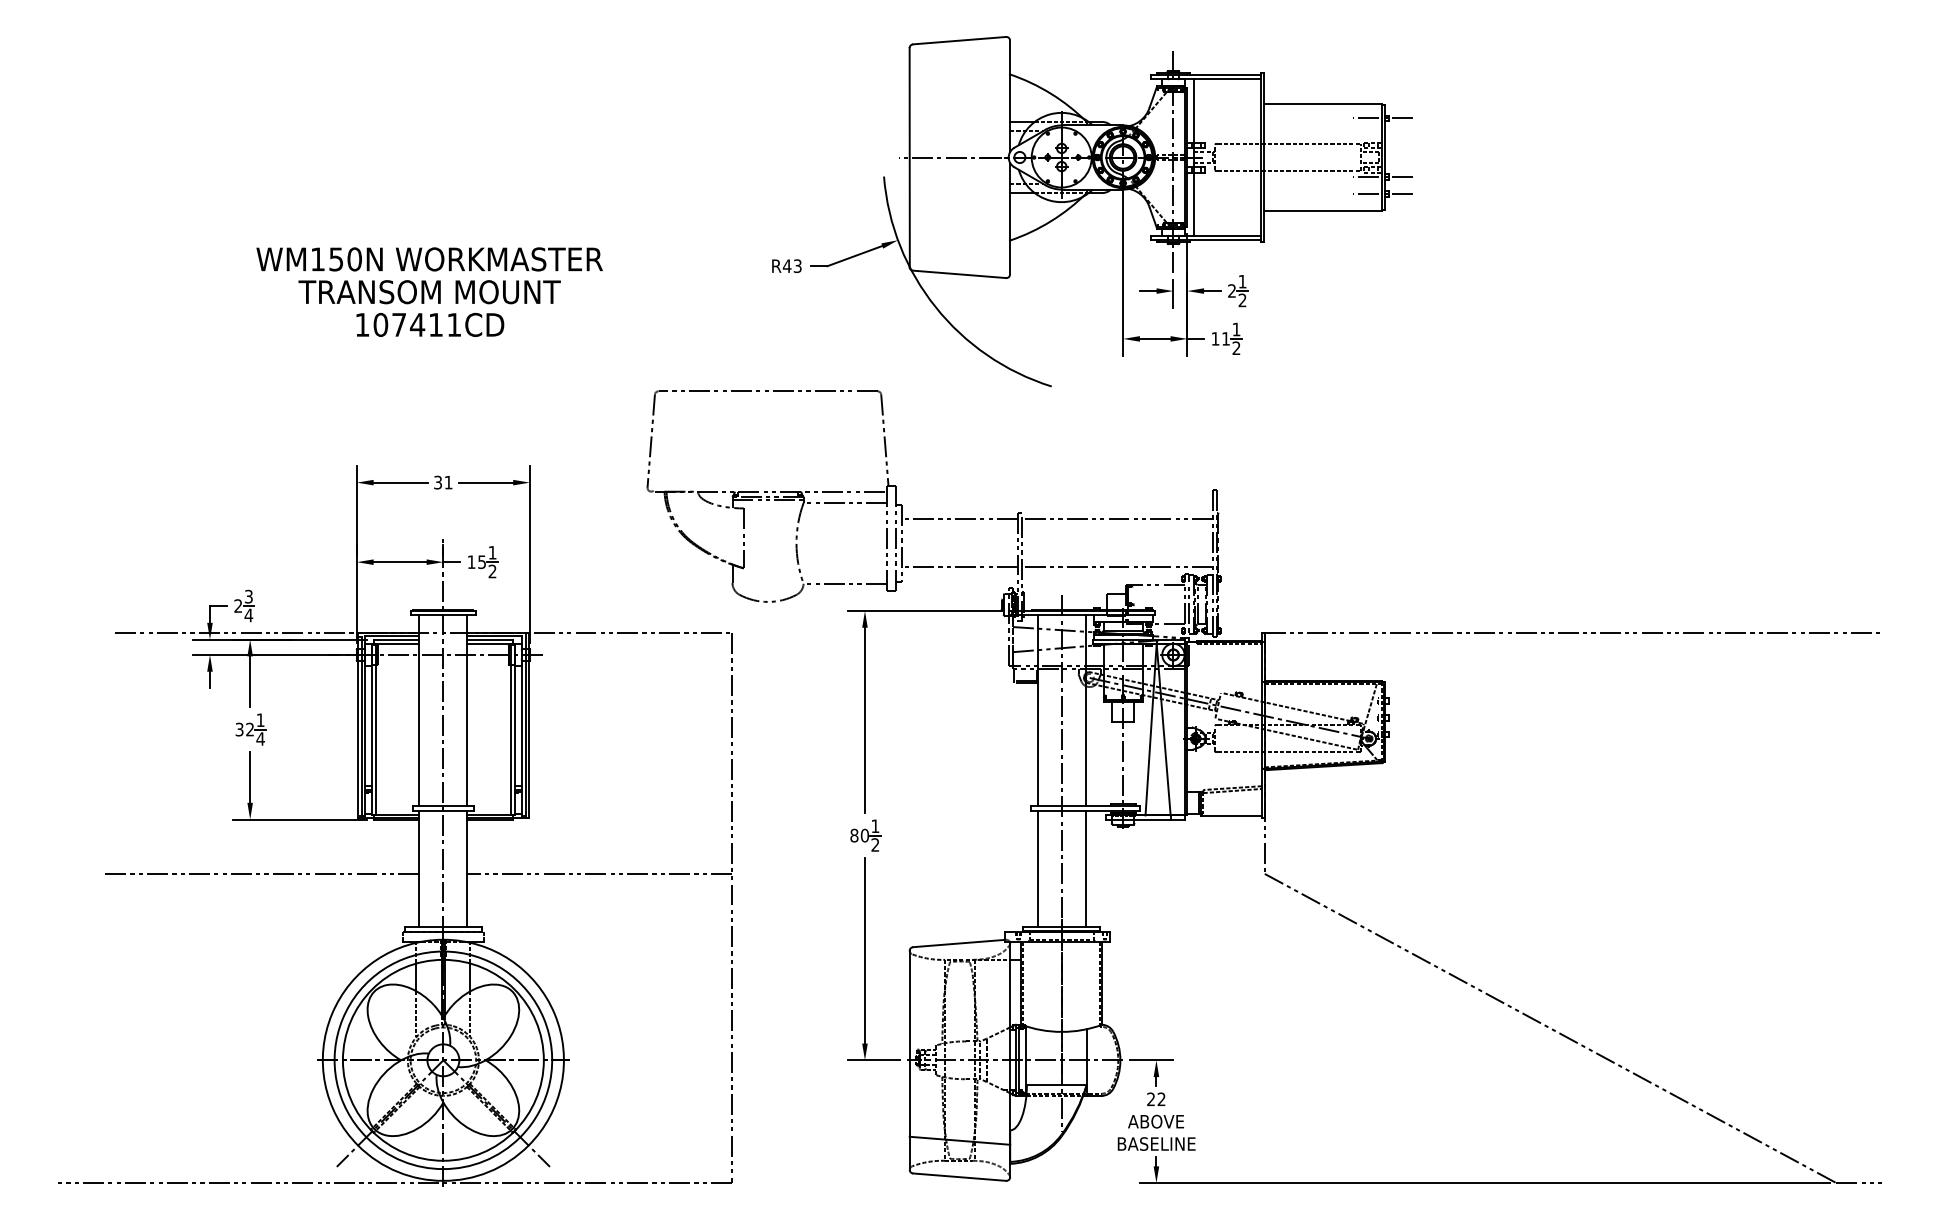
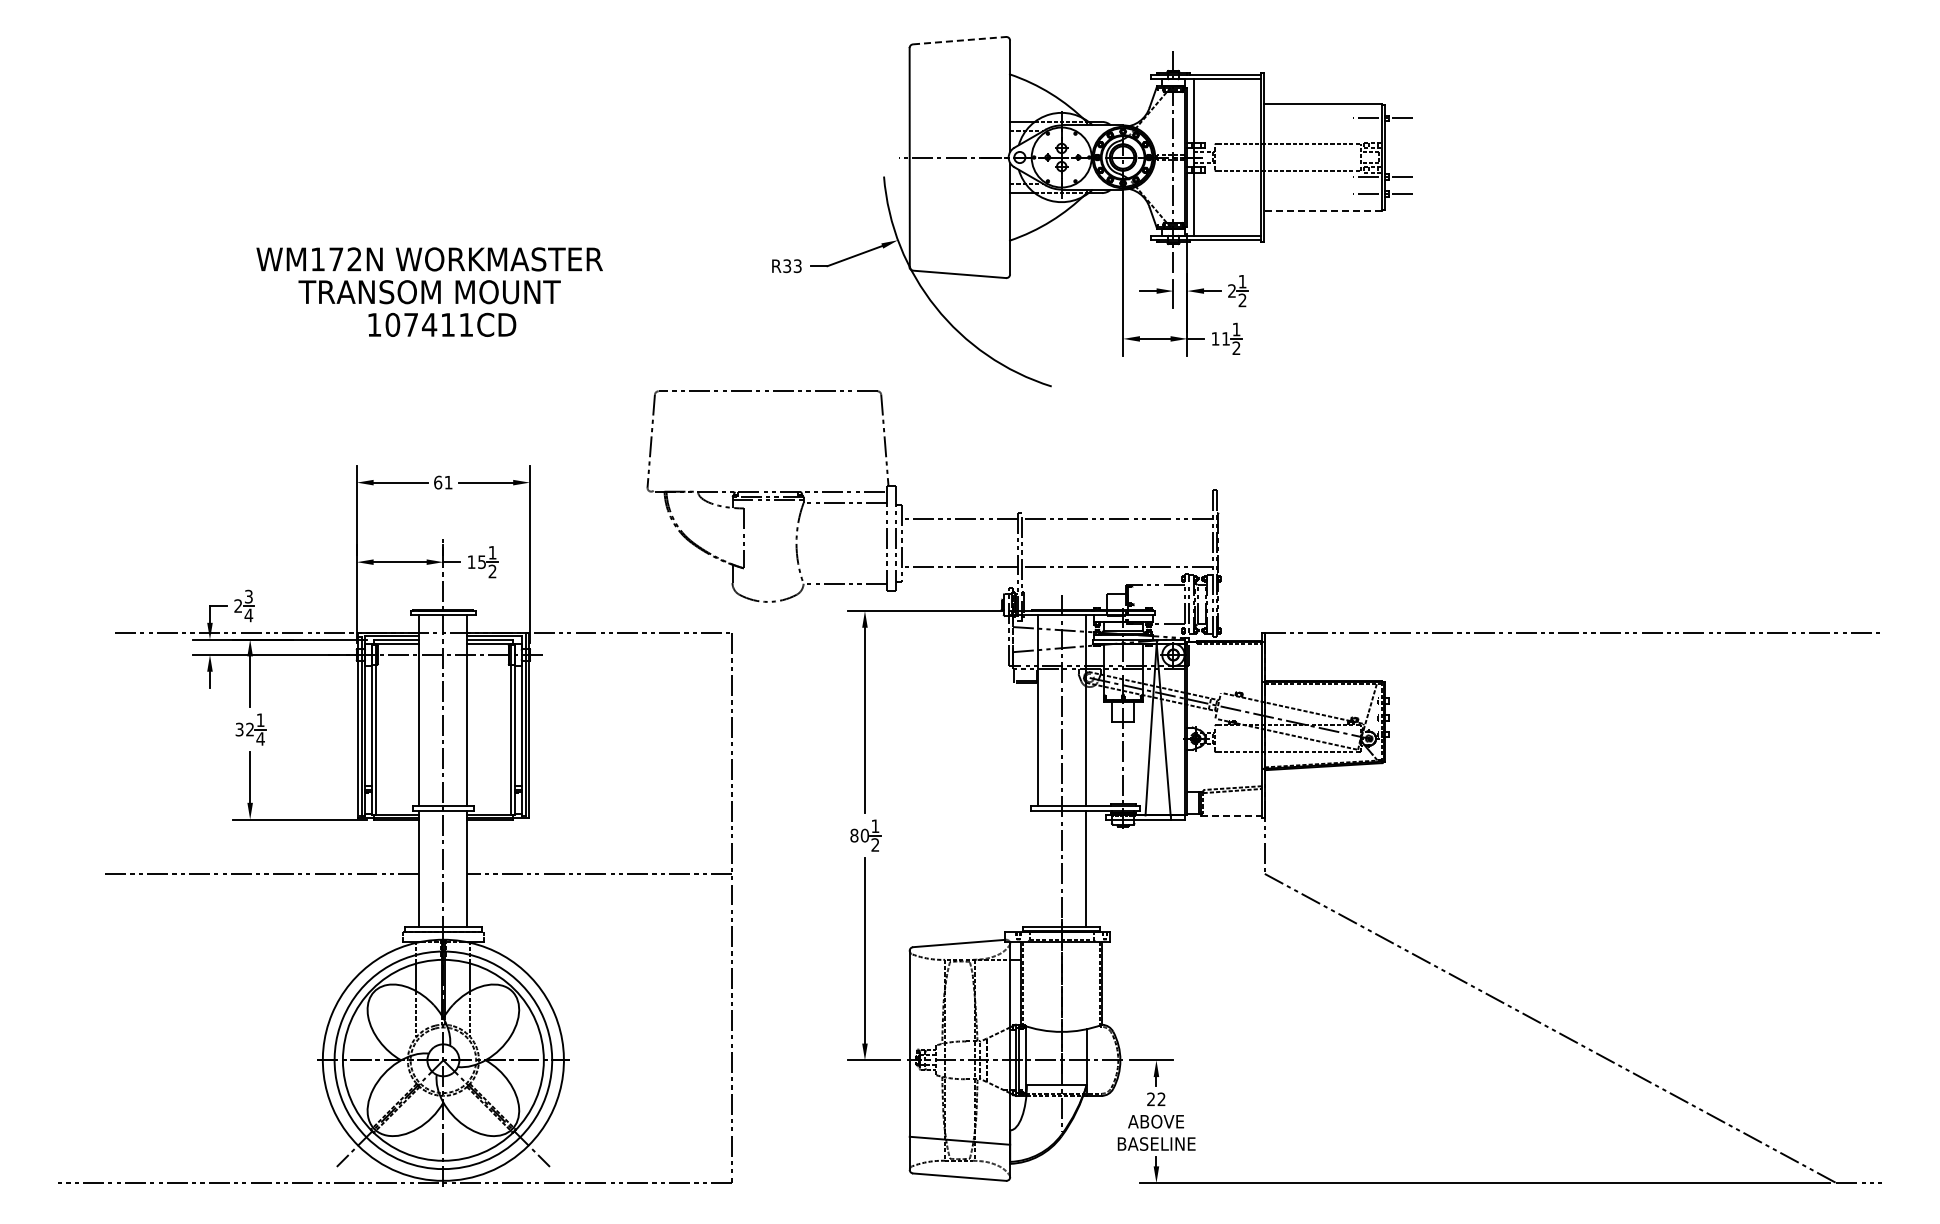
line: solid -> dashed (959, 40)
line: solid -> dashed (1322, 211)
text: WM150N -> WM172N (345, 259)
text: R43 -> R33 (786, 266)
text position: (430, 324) -> (442, 324) (442, 324)
text: 31 -> 61 (438, 482)
line: solid -> dashed (1232, 816)
line: present -> none (1037, 868)
